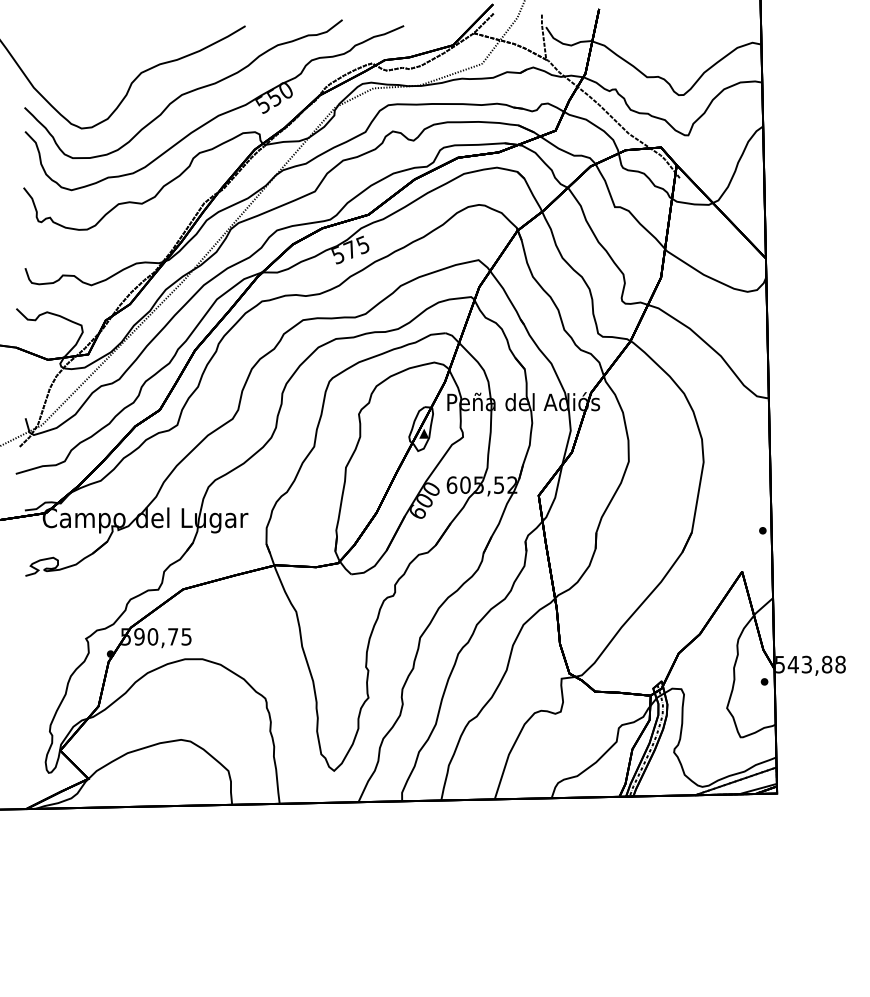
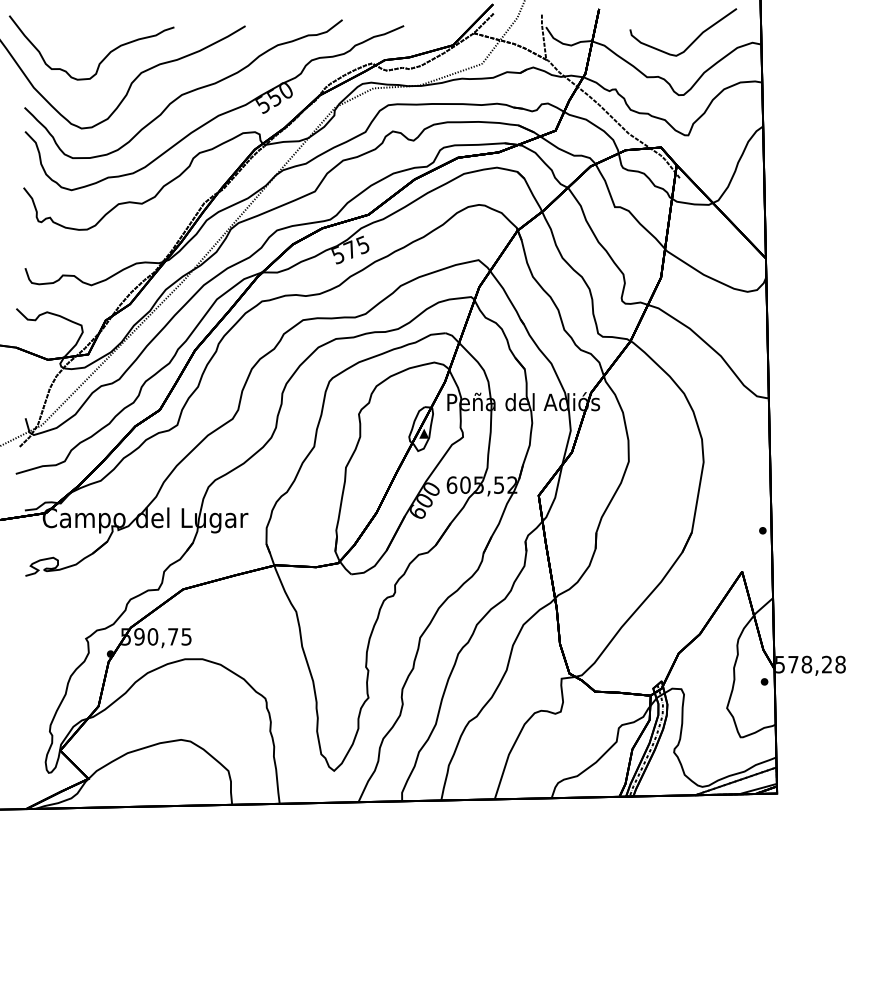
curve: none -> present (692, 41)
curve: none -> present (103, 58)
text: 543,88 -> 578,28 (809, 664)
